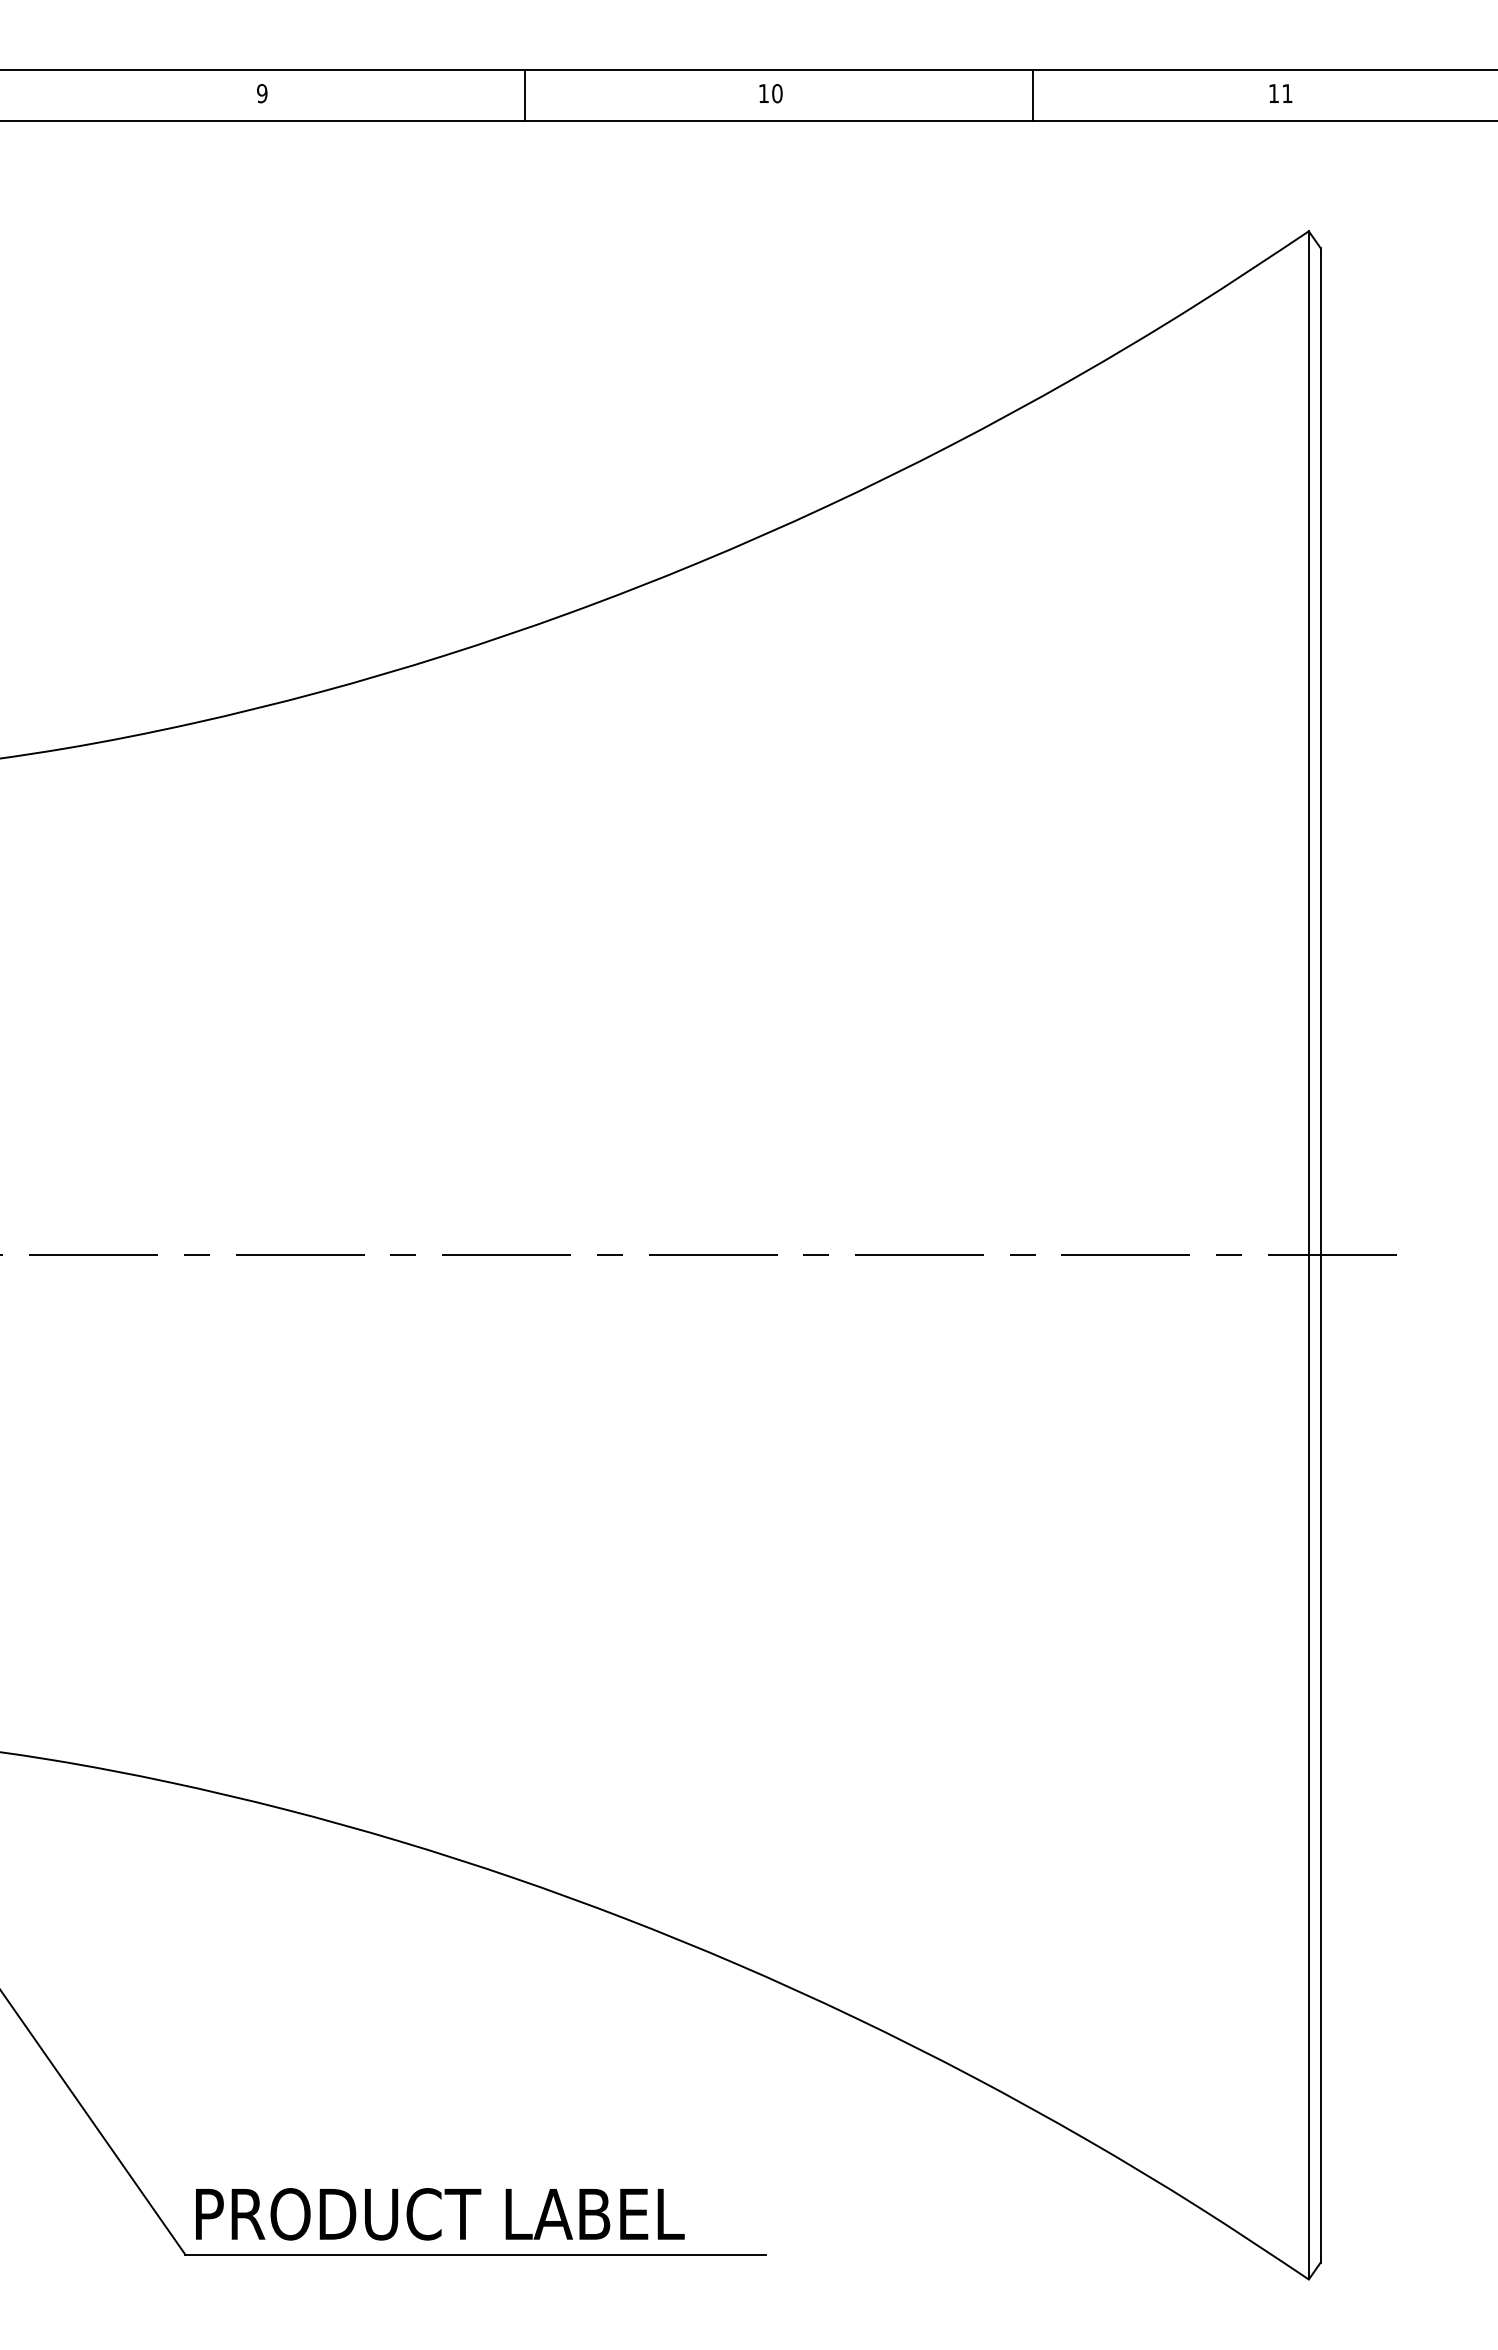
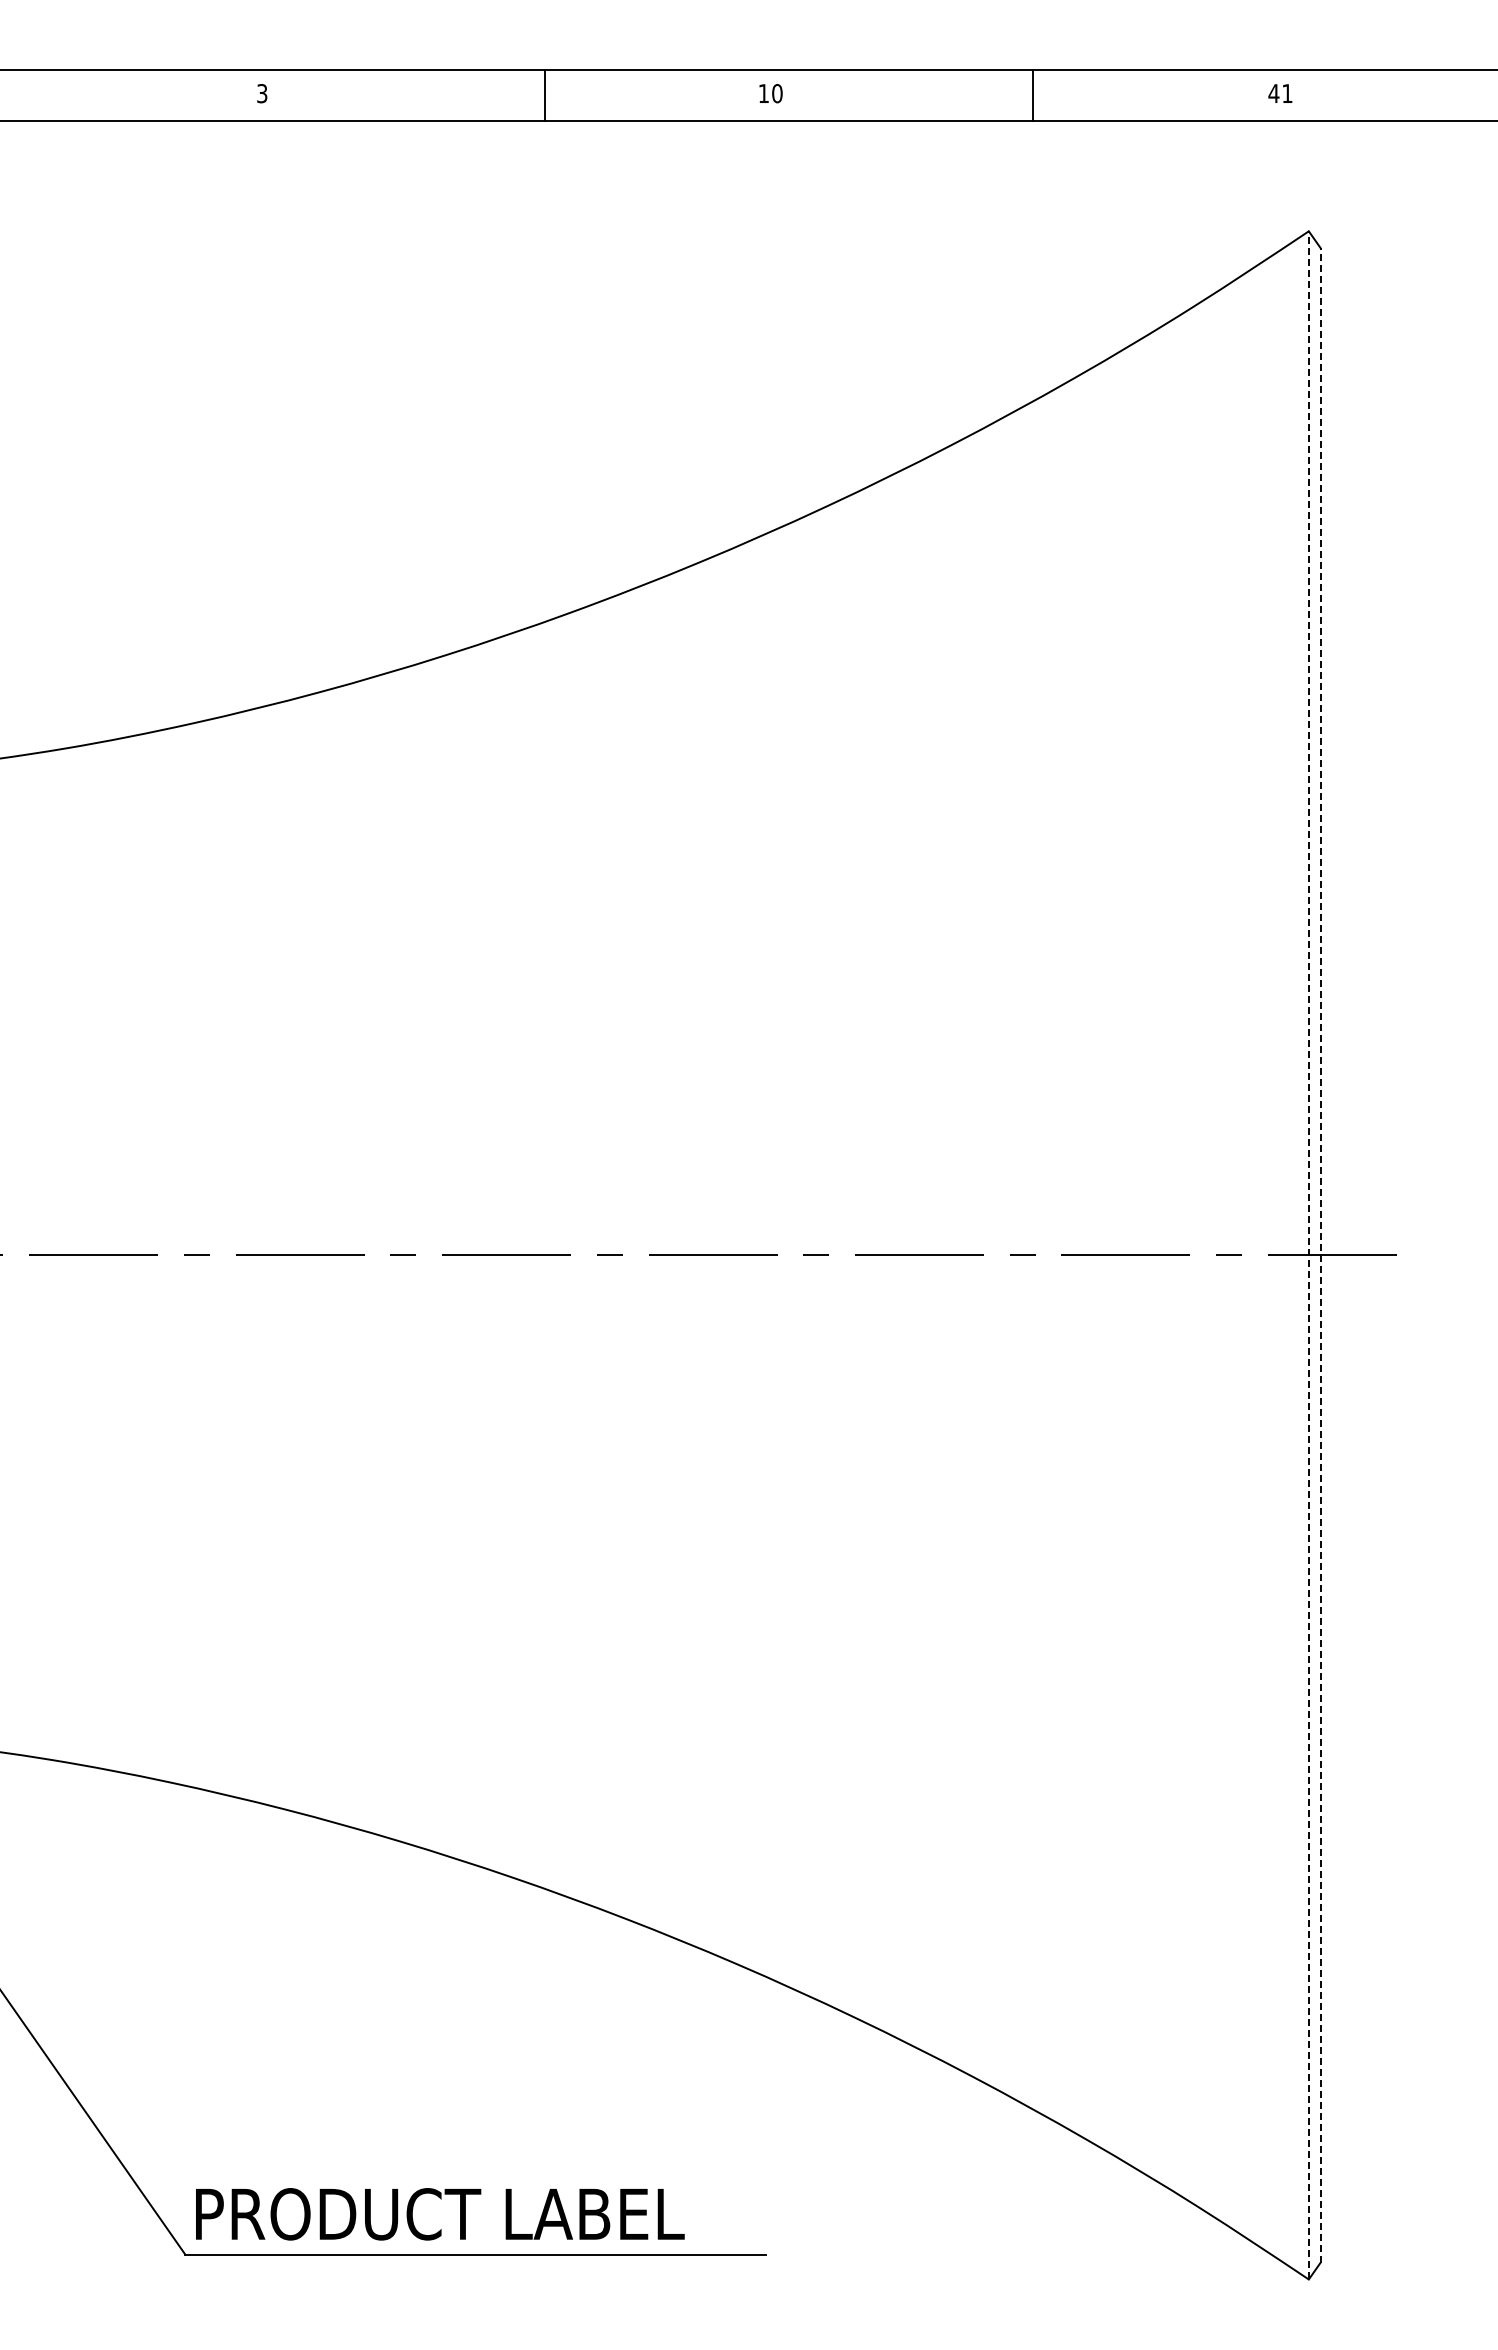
text: 9 -> 3 (262, 93)
text: 11 -> 41 (1273, 93)
line position: (524, 95) -> (544, 95) (544, 95)
line: solid -> dashed (1308, 1254)
line: solid -> dashed (1320, 1254)
